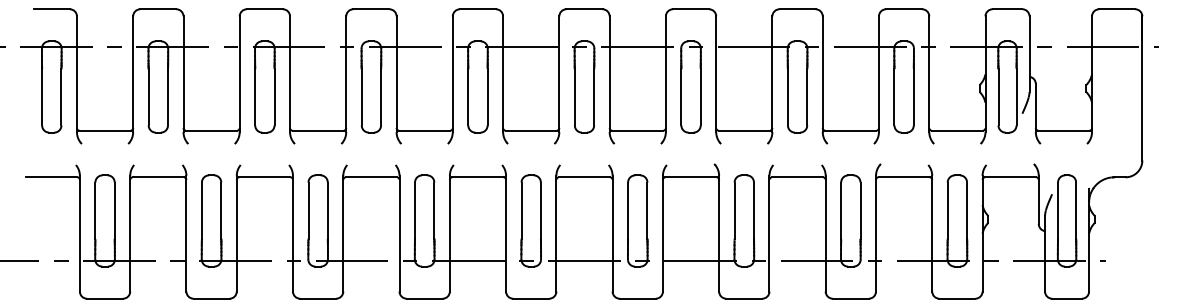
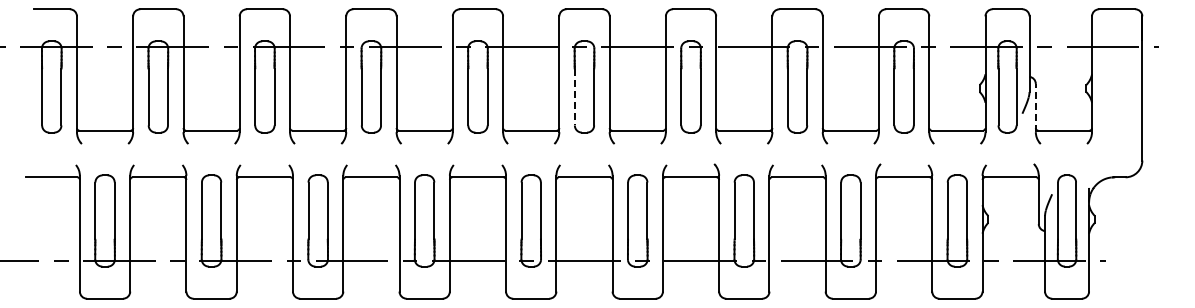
line: solid -> dashed (574, 97)
line: solid -> dashed (1035, 107)
